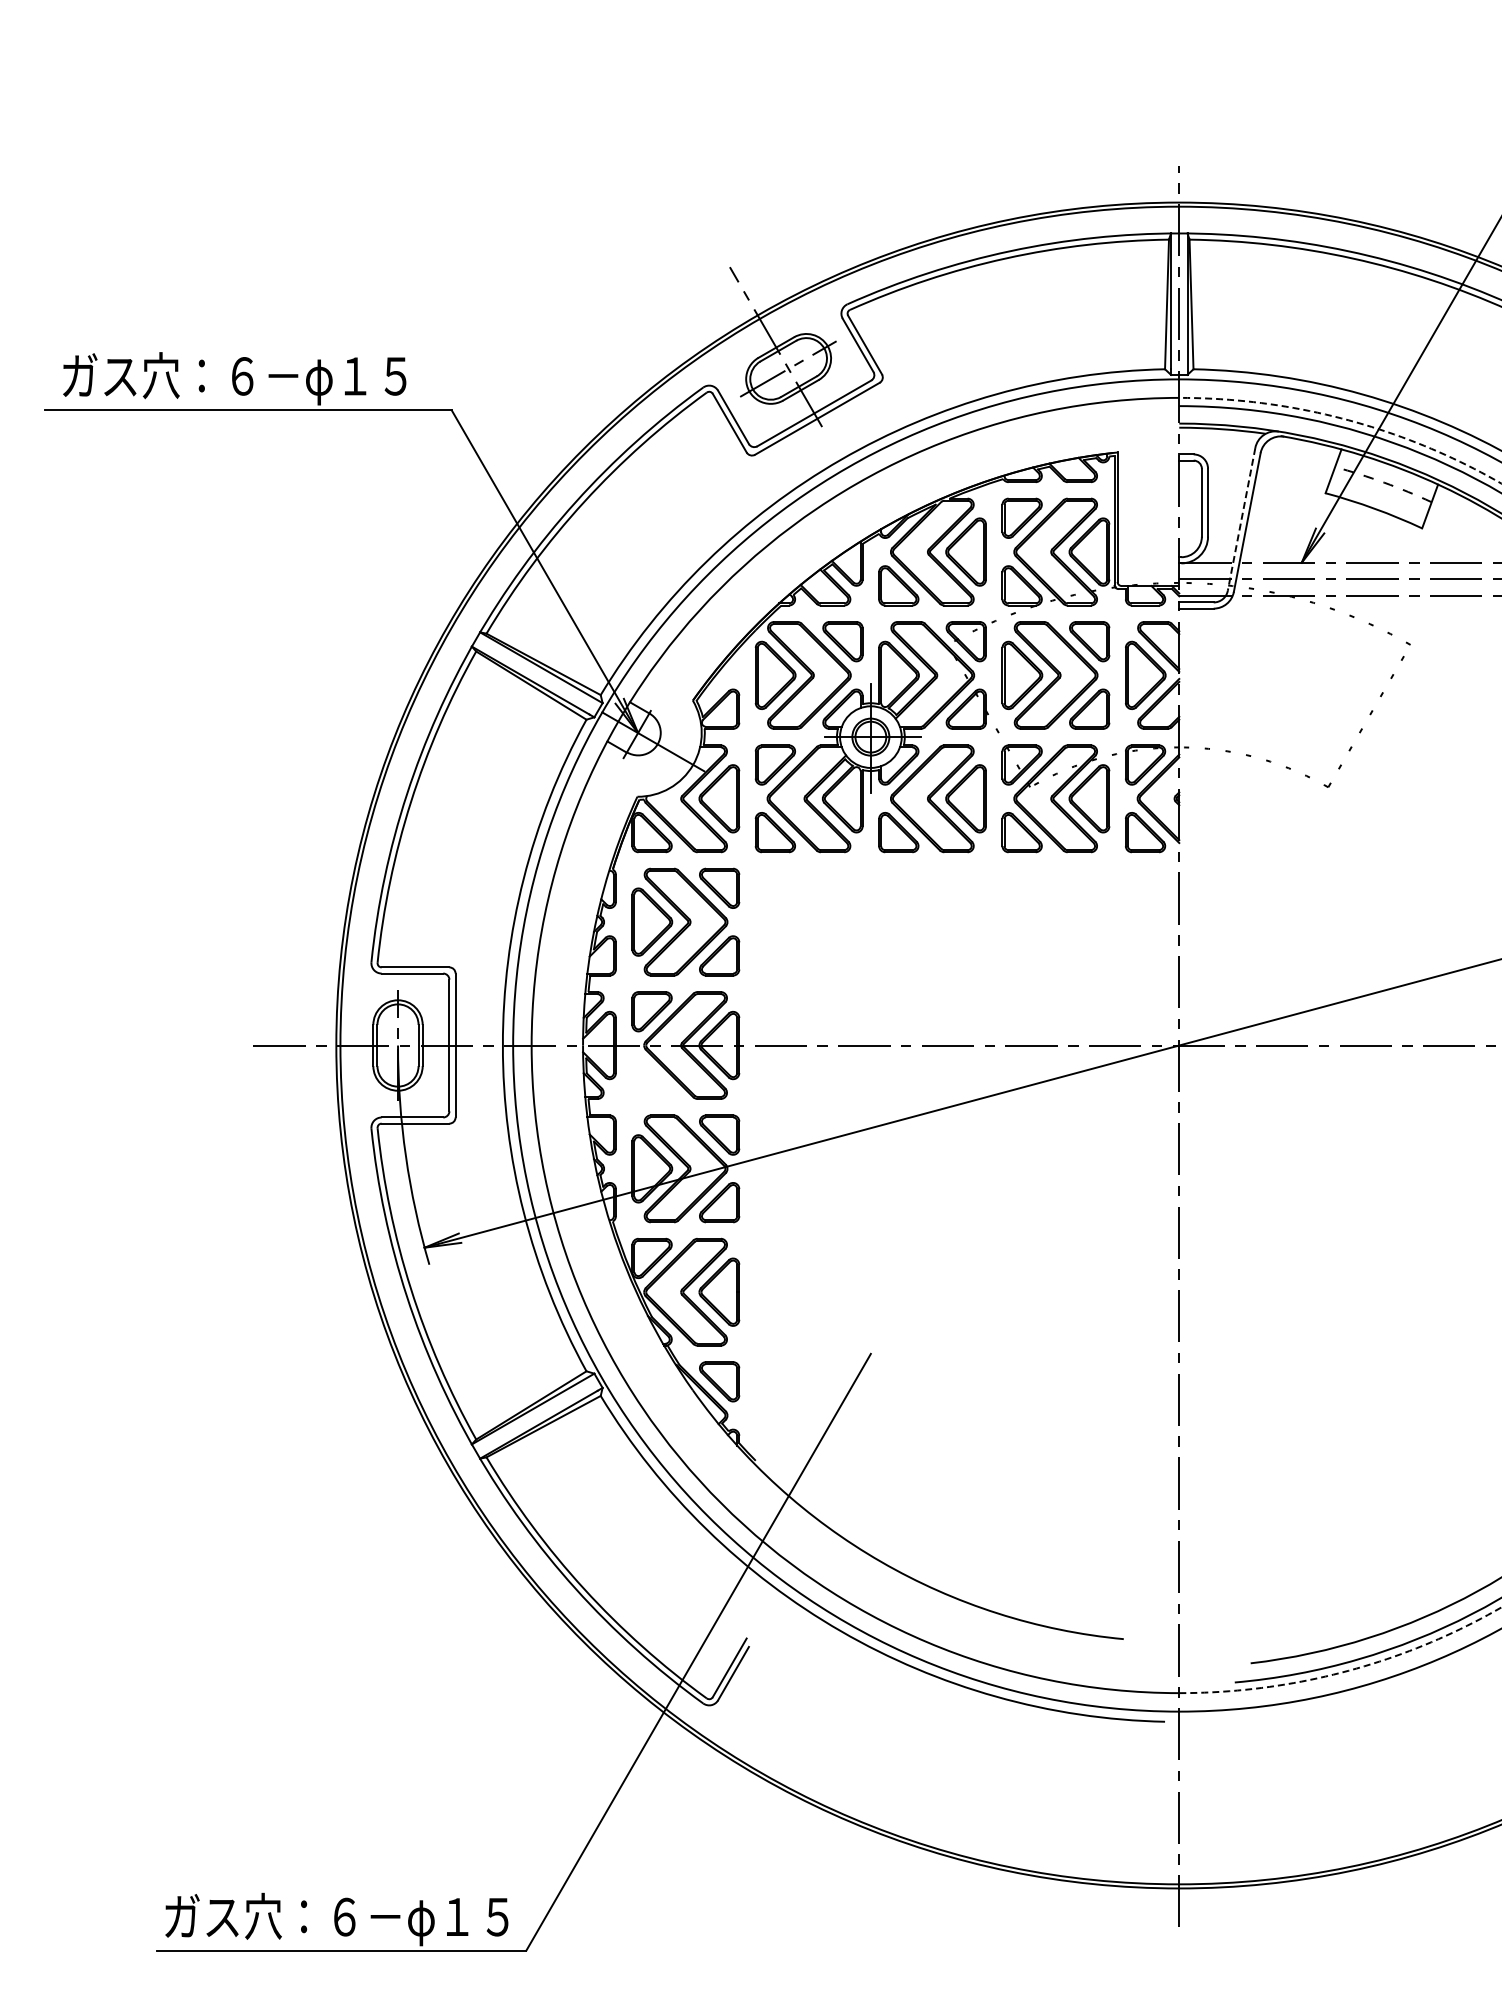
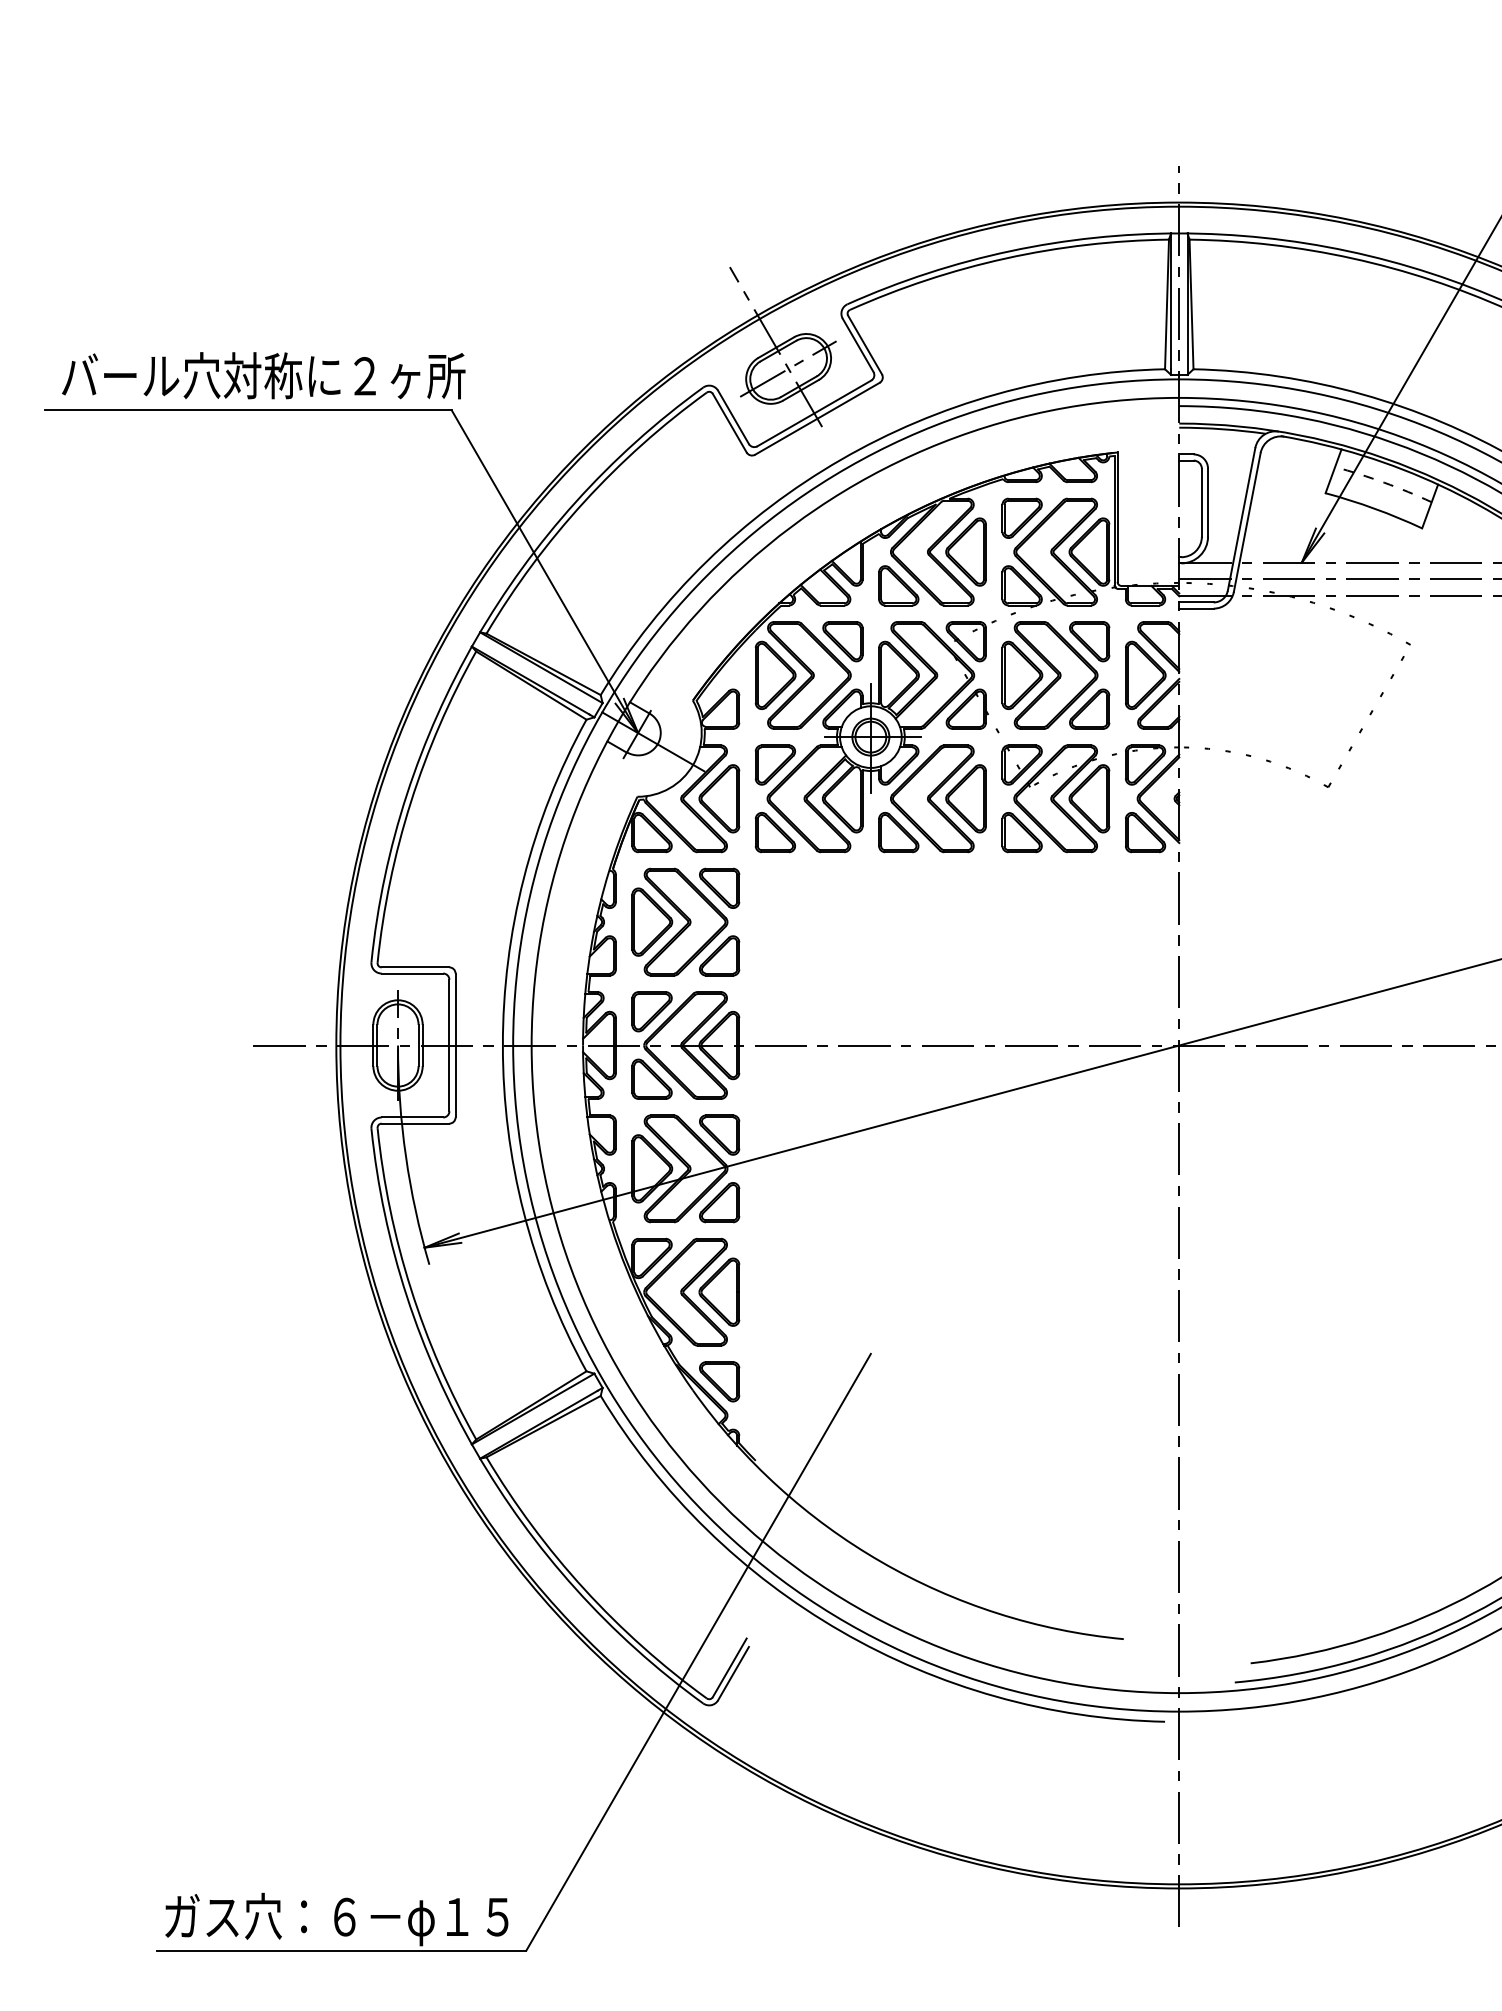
text: ガス穴：６－φ１５ -> バール穴対称に２ヶ所 (263, 378)
arc: dashed -> solid (1501, 483)
line: dashed -> solid (1241, 519)
part: none -> present (651, 1078)
